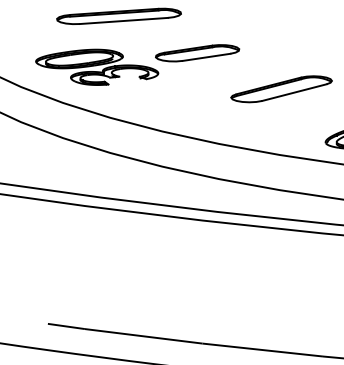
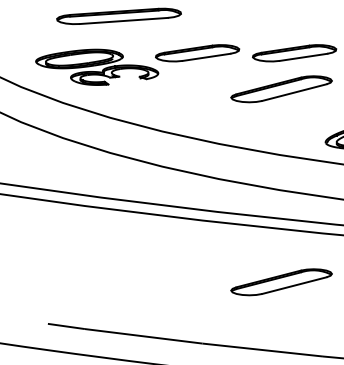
part: none -> present (294, 53)
part: none -> present (281, 282)
